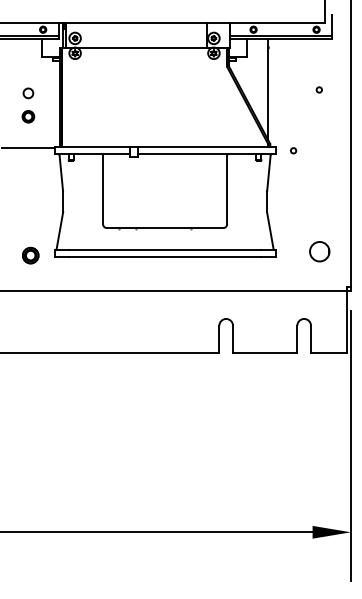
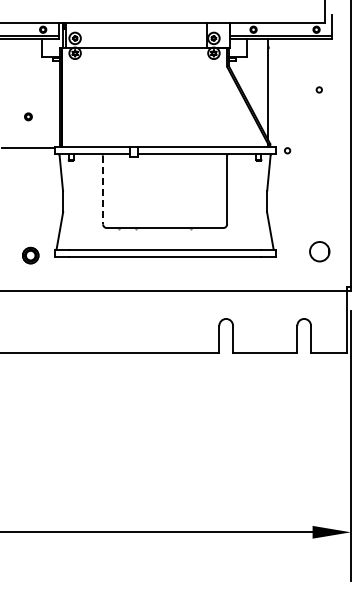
circle: present -> none (28, 93)
part size: 15x14 px -> 9x10 px (28, 116)
circle position: (293, 150) -> (287, 150) (287, 150)
line: solid -> dashed (103, 190)
